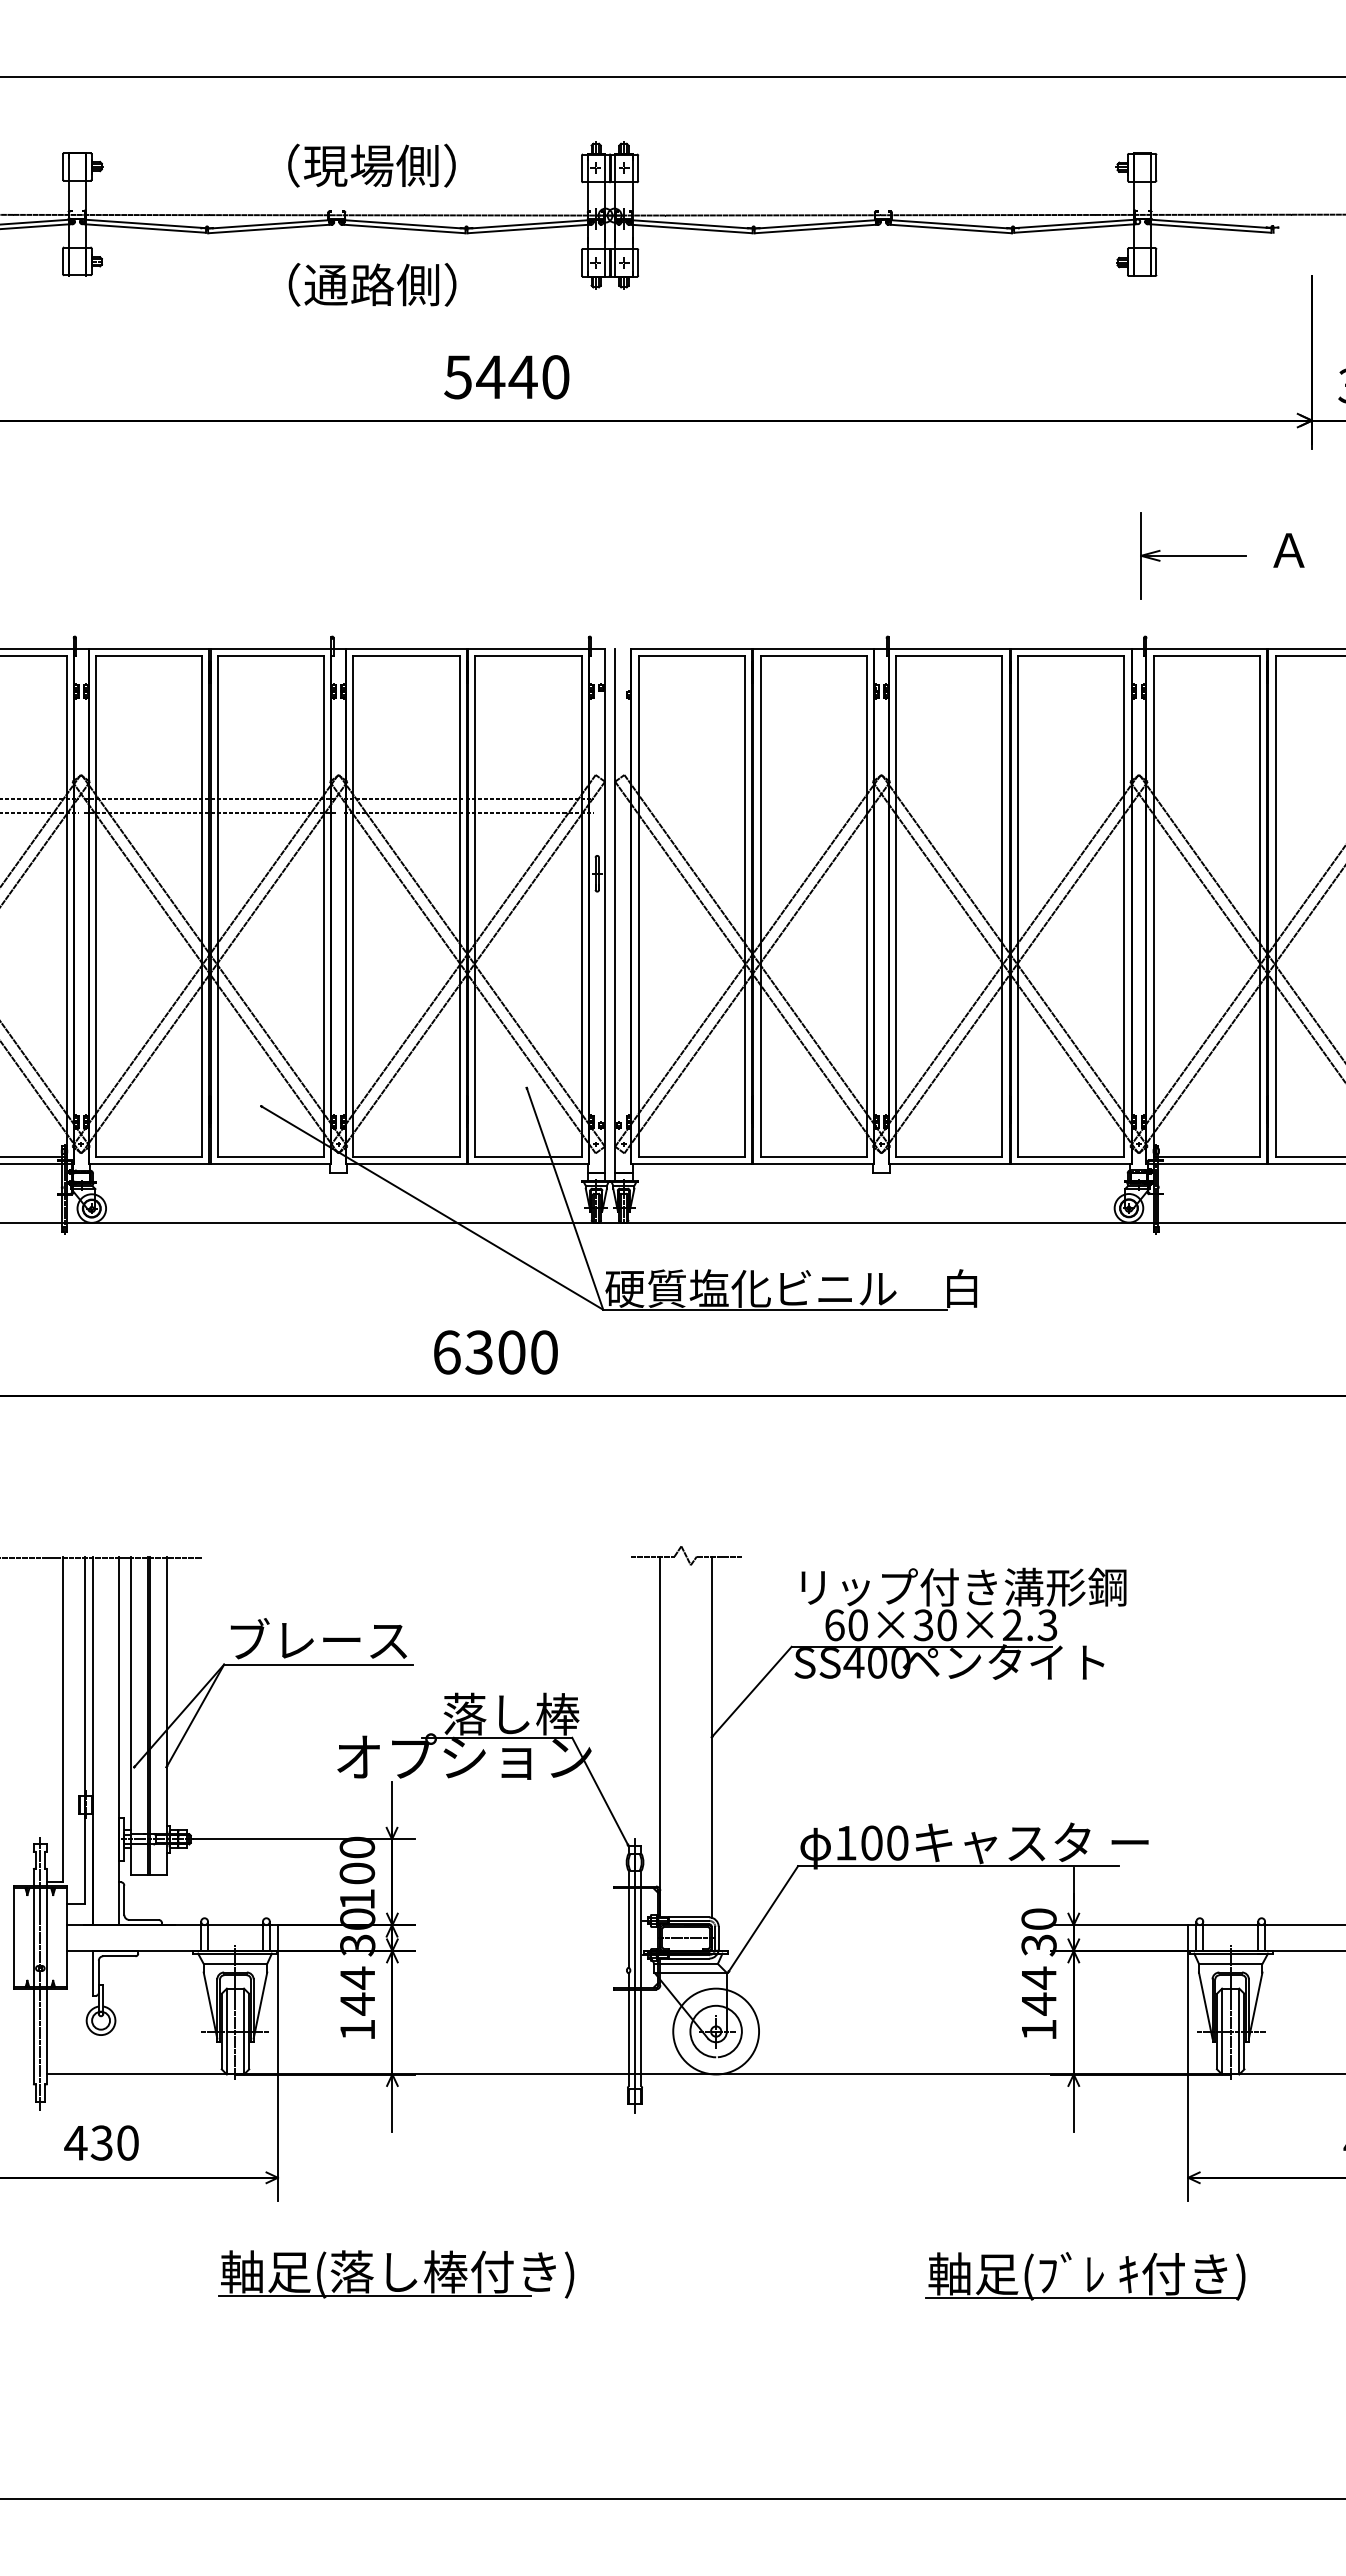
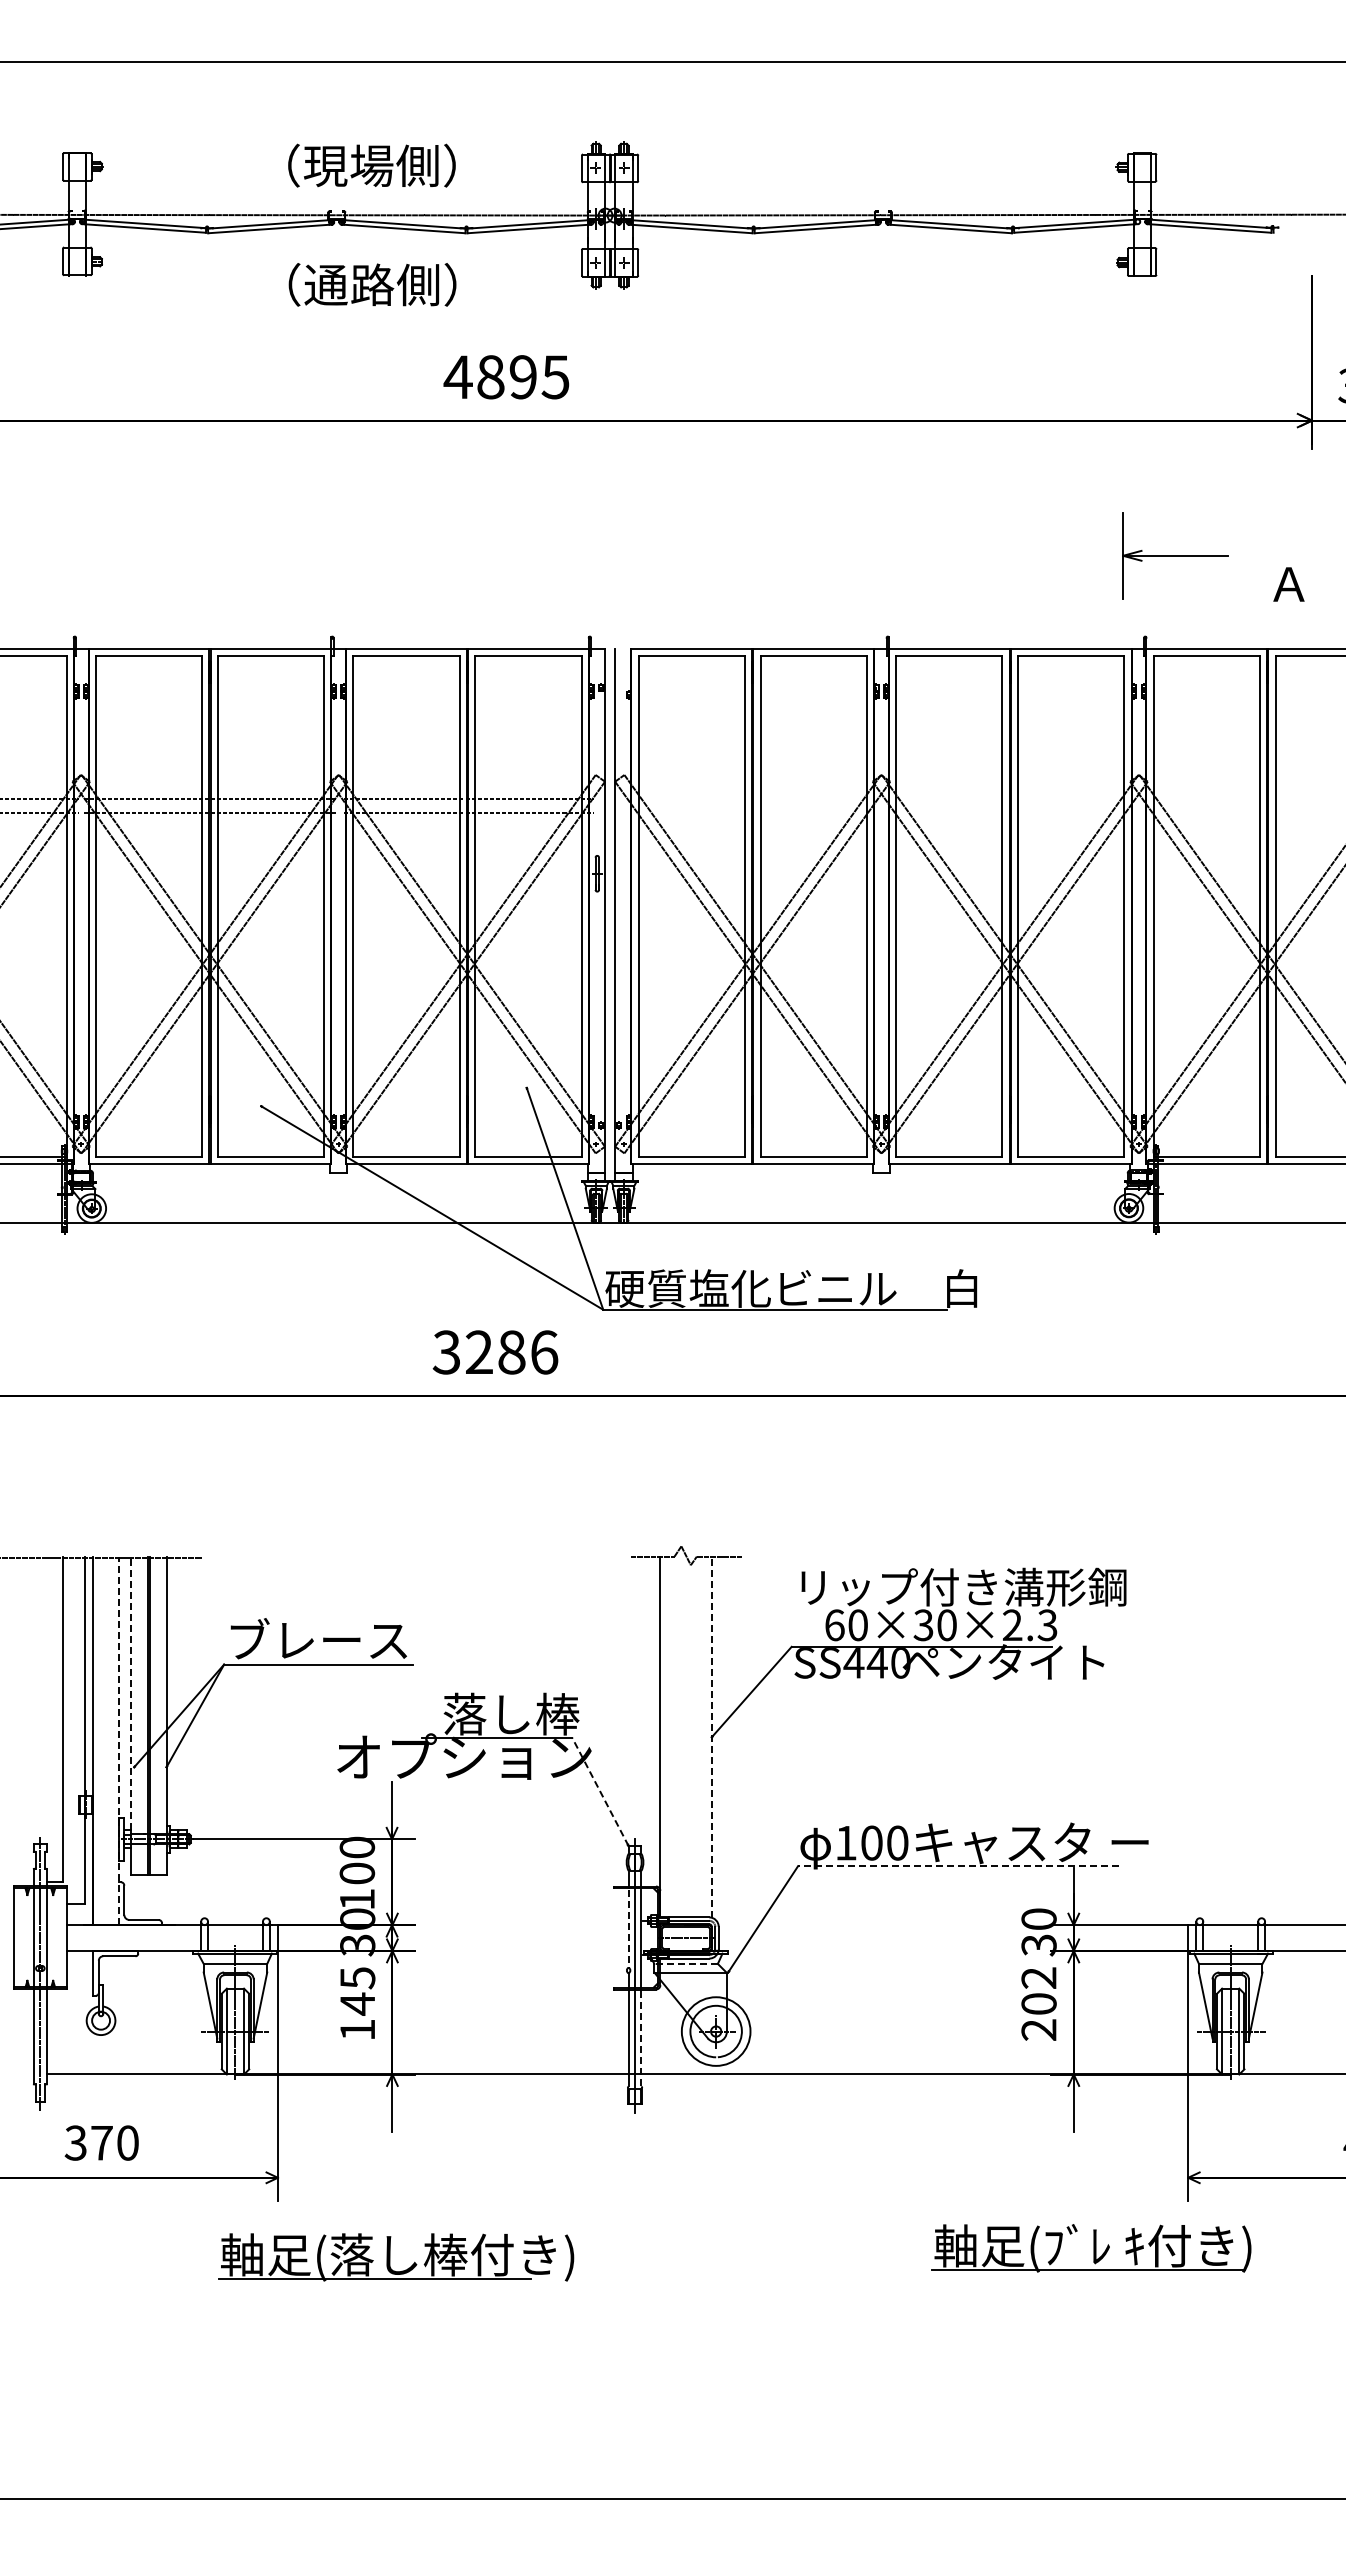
line position: (672, 77) -> (672, 62) (672, 62)
text: 5440 -> 4895 (506, 377)
text position: (1288, 550) -> (1288, 584) (1288, 584)
part position: (1193, 555) -> (1175, 555) (1175, 555)
text: 6300 -> 3286 (495, 1352)
text: SS400 -> SS440 (876, 1663)
line: solid -> dashed (130, 1693)
line: solid -> dashed (711, 1737)
line: solid -> dashed (119, 1740)
line: solid -> dashed (600, 1791)
line: solid -> dashed (958, 1866)
line: solid -> dashed (628, 1929)
line: solid -> dashed (686, 1963)
text: 144 -> 145 (357, 1977)
text: 144 -> 202 (1038, 2003)
circle diameter: 86 px -> 69 px (715, 2031)
line: solid -> dashed (641, 2038)
text: 430 -> 370 (88, 2142)
part position: (396, 2274) -> (396, 2257) (396, 2257)
part position: (1085, 2276) -> (1091, 2248) (1091, 2248)
